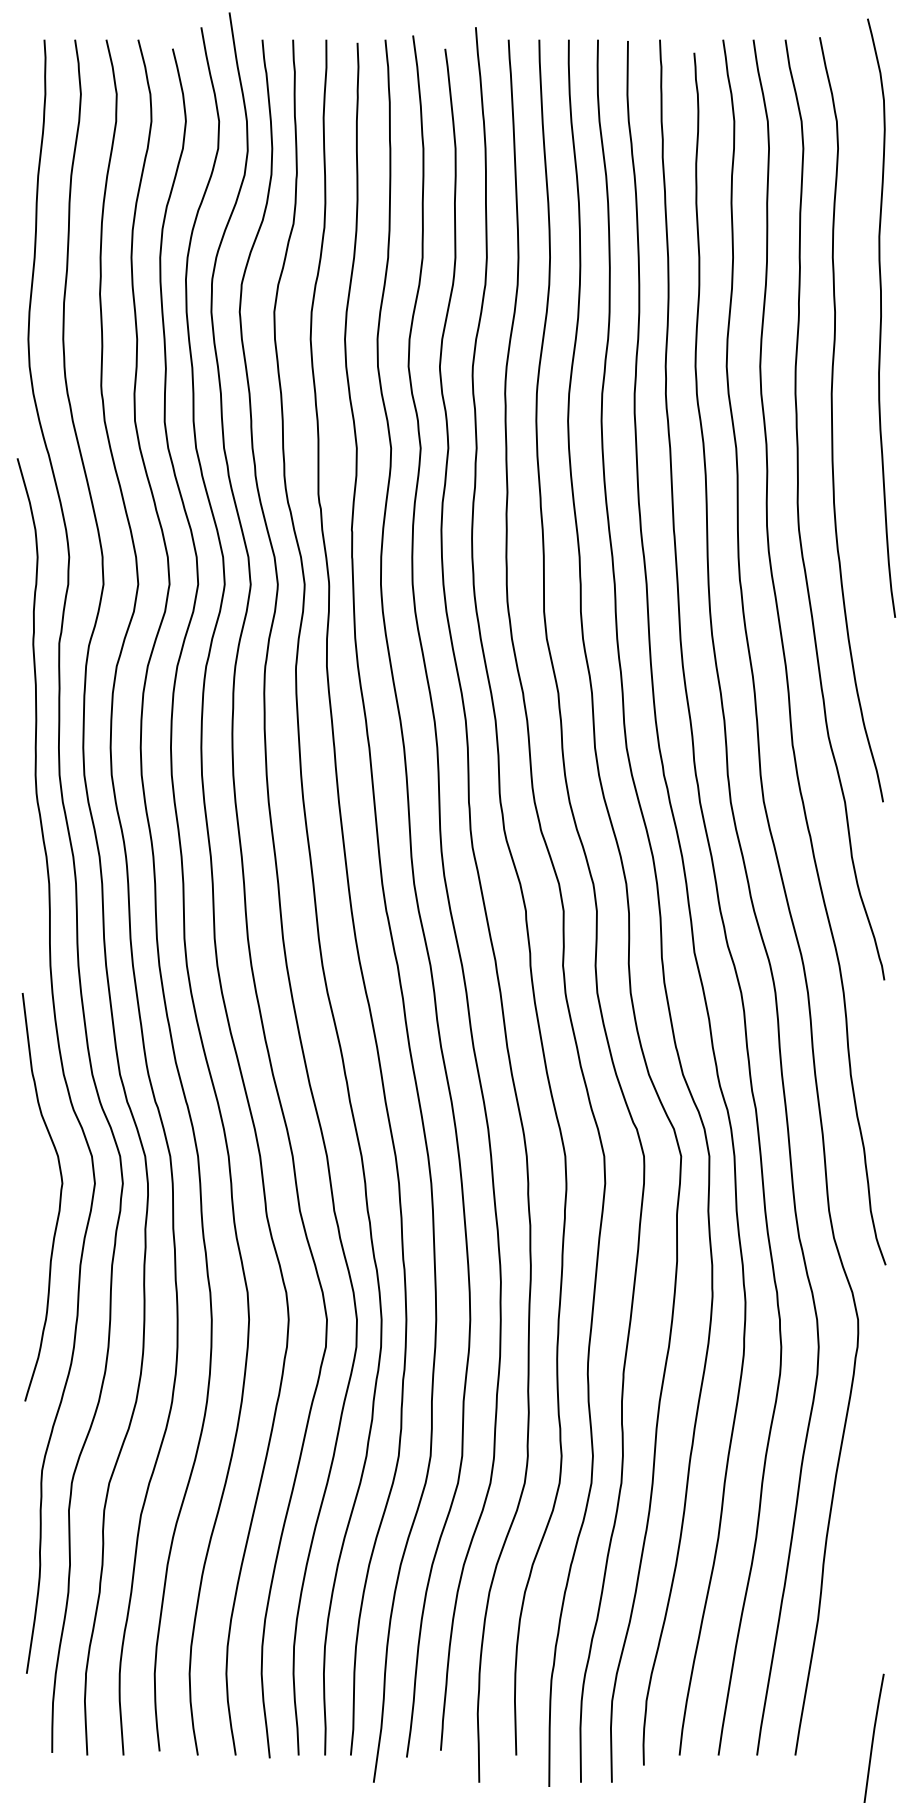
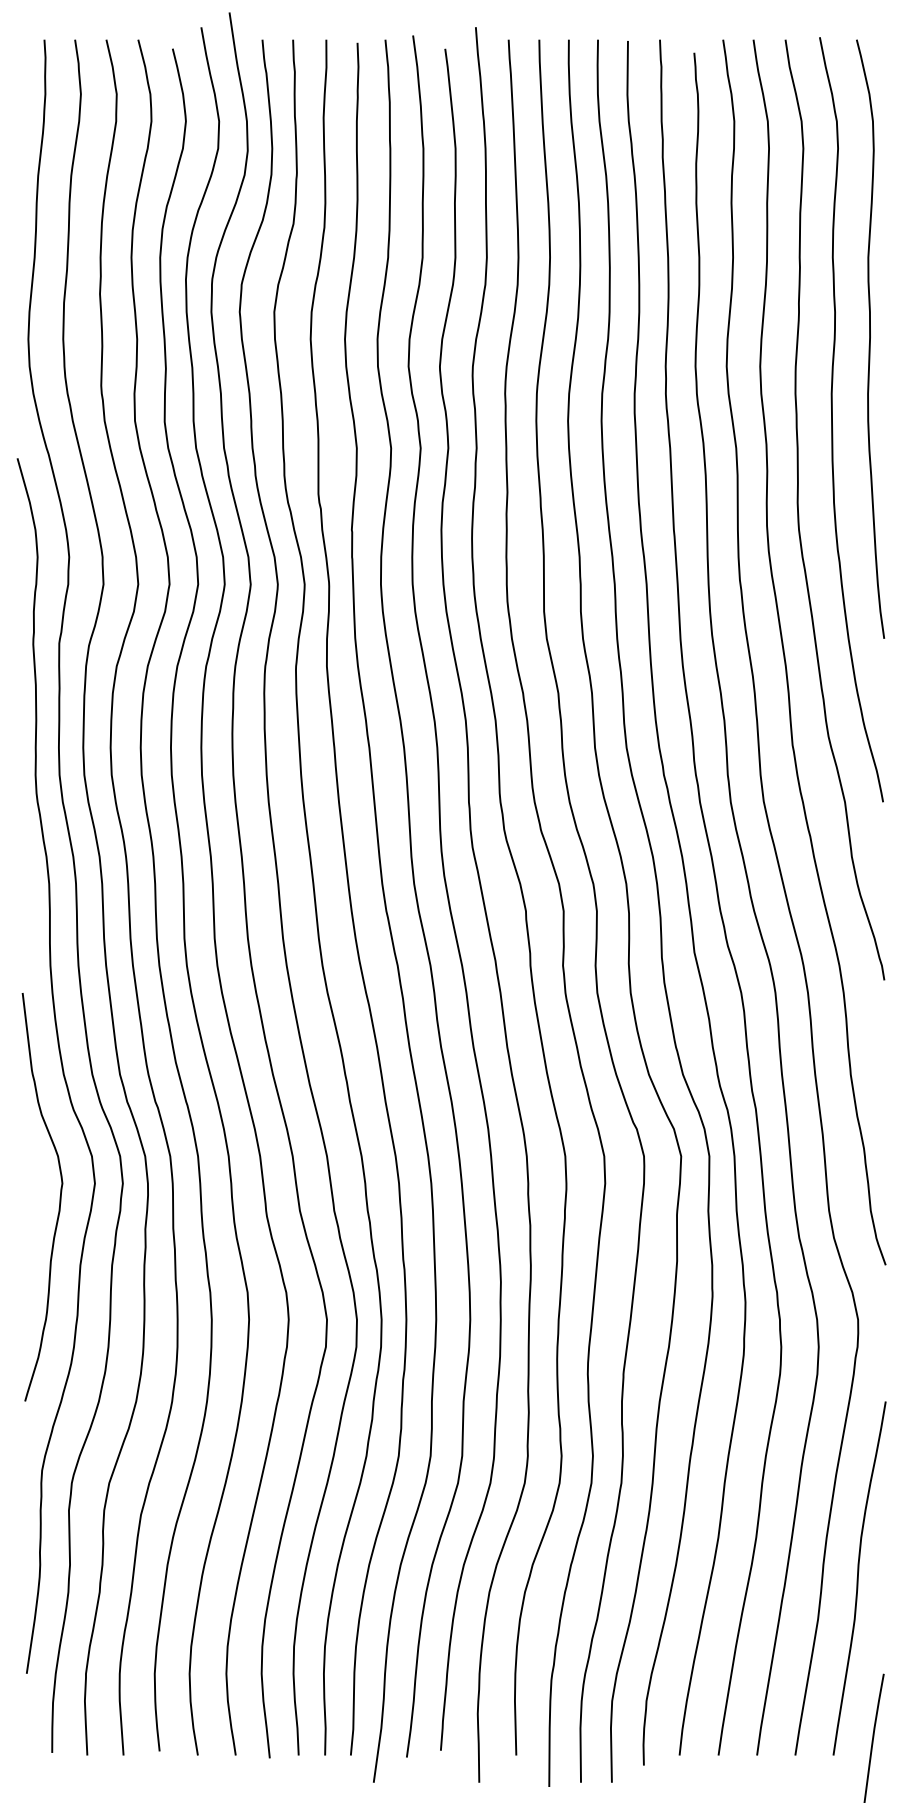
curve position: (881, 317) -> (870, 338) (870, 338)
curve: none -> present (858, 1578)
